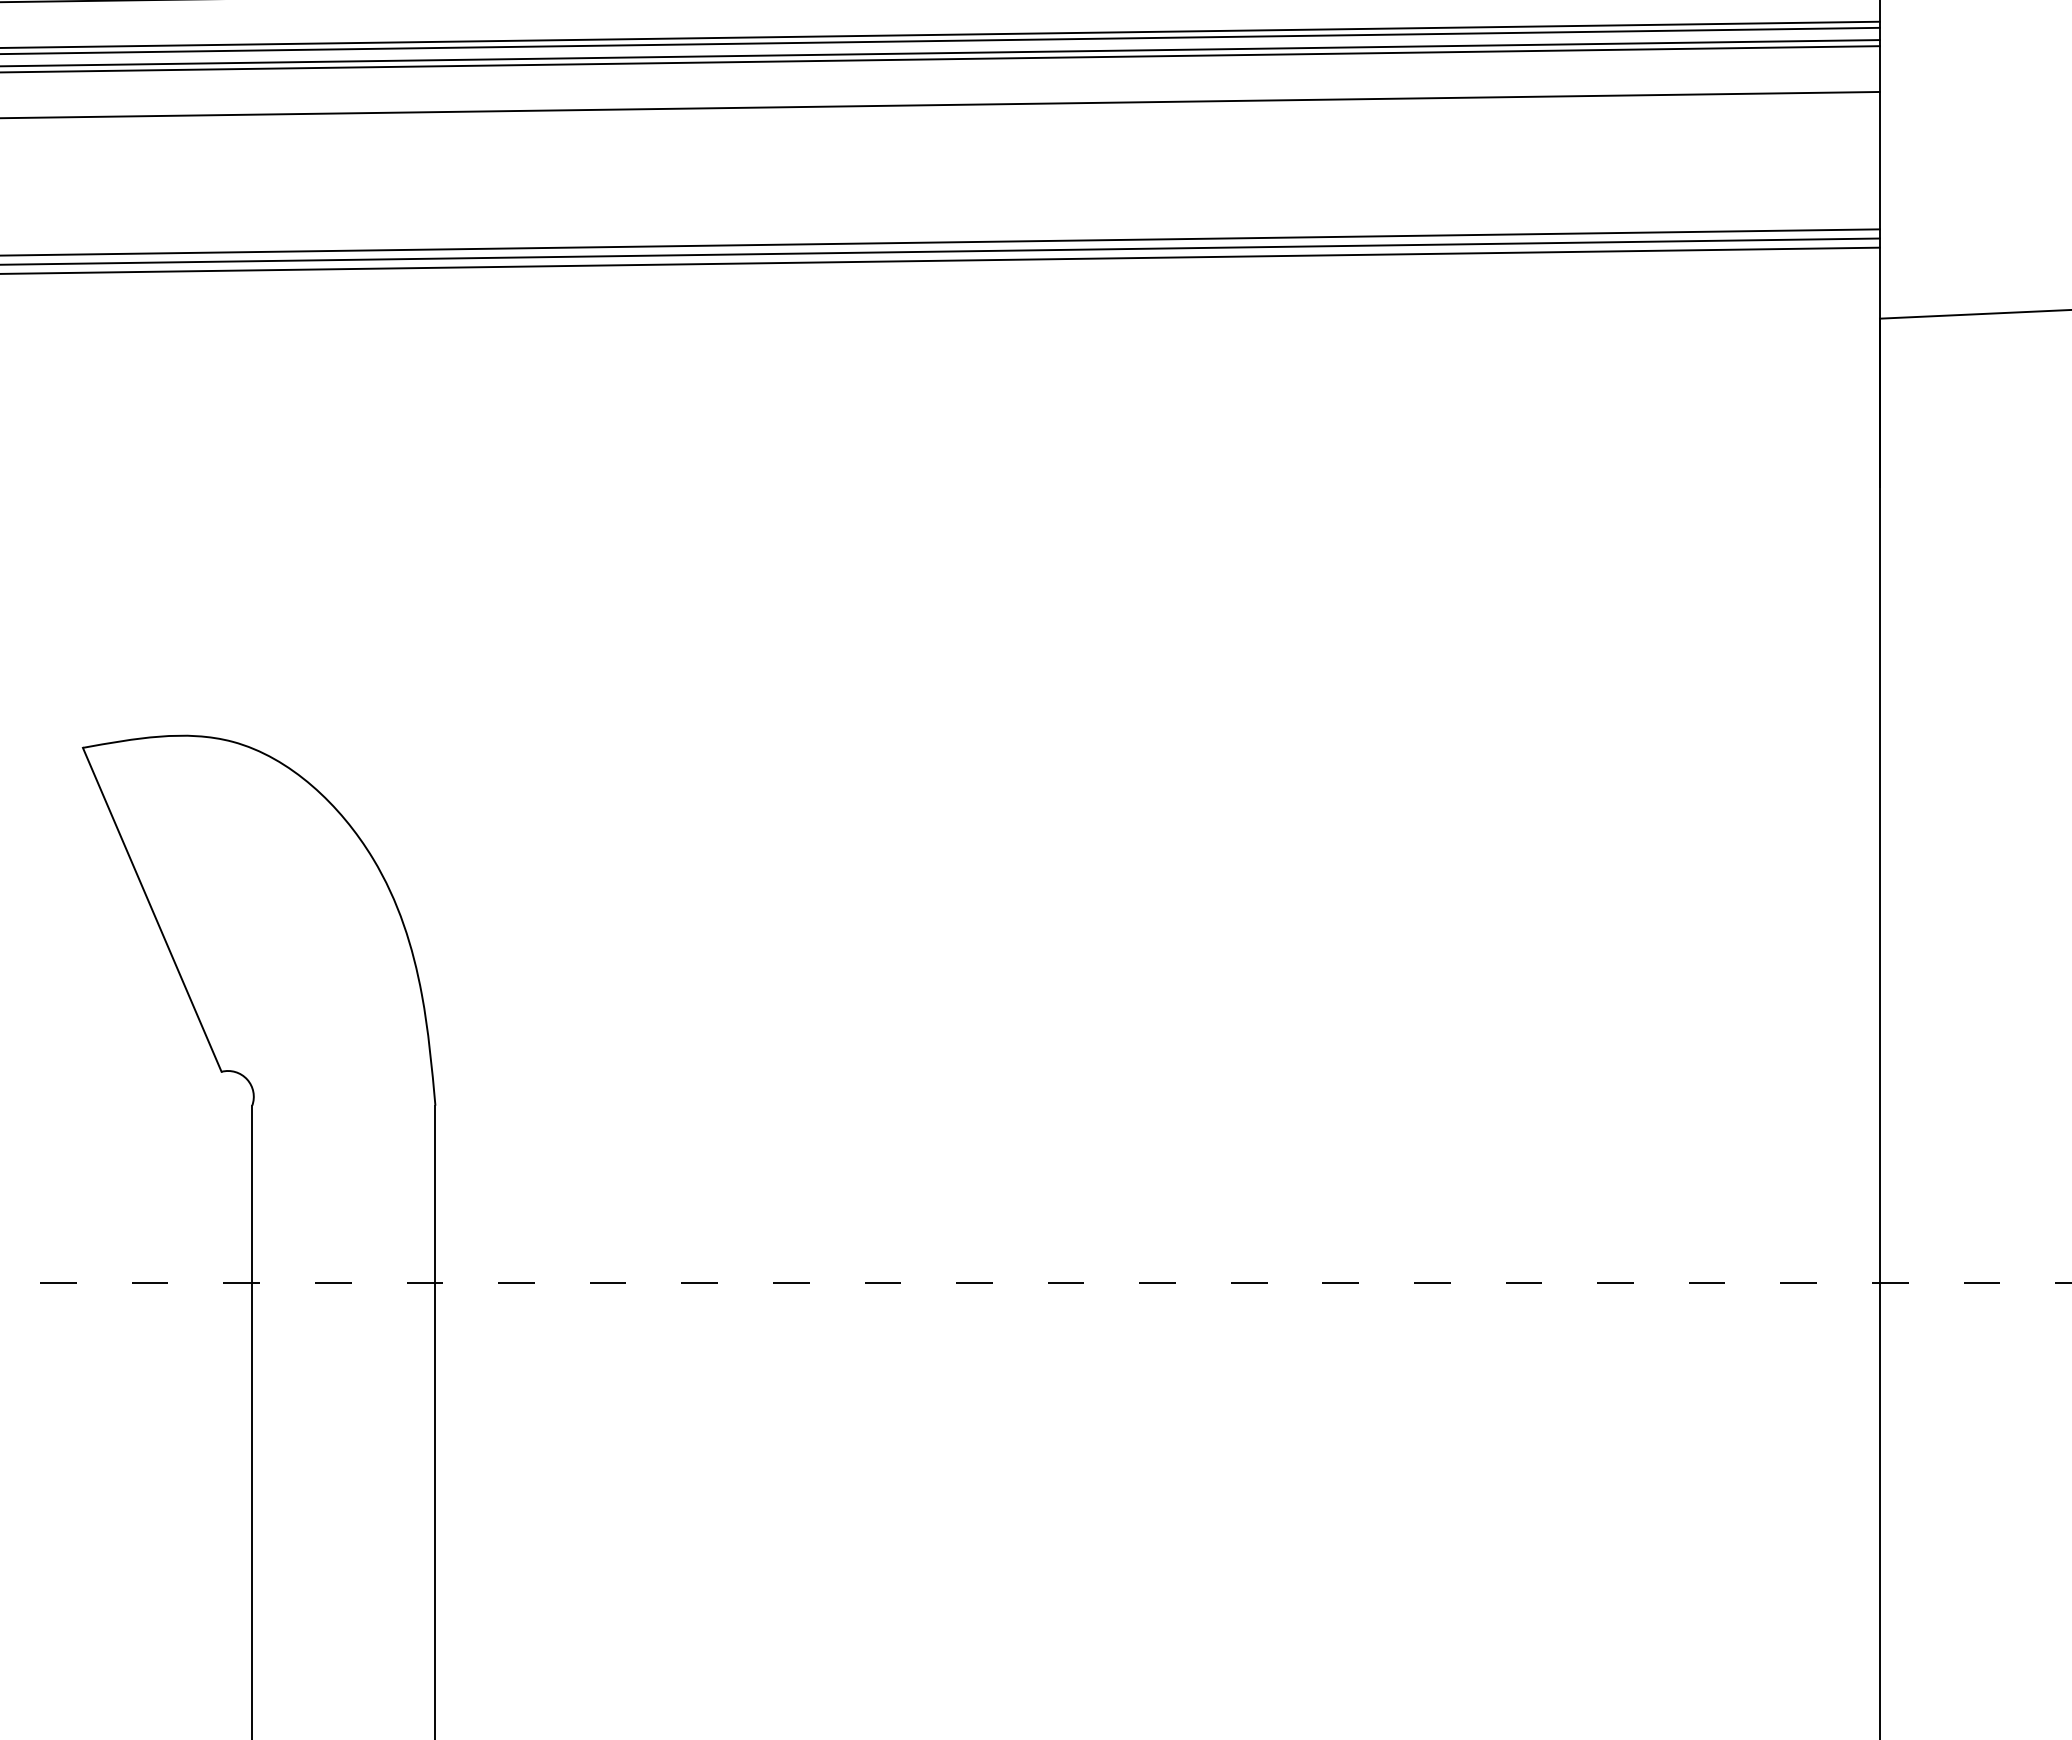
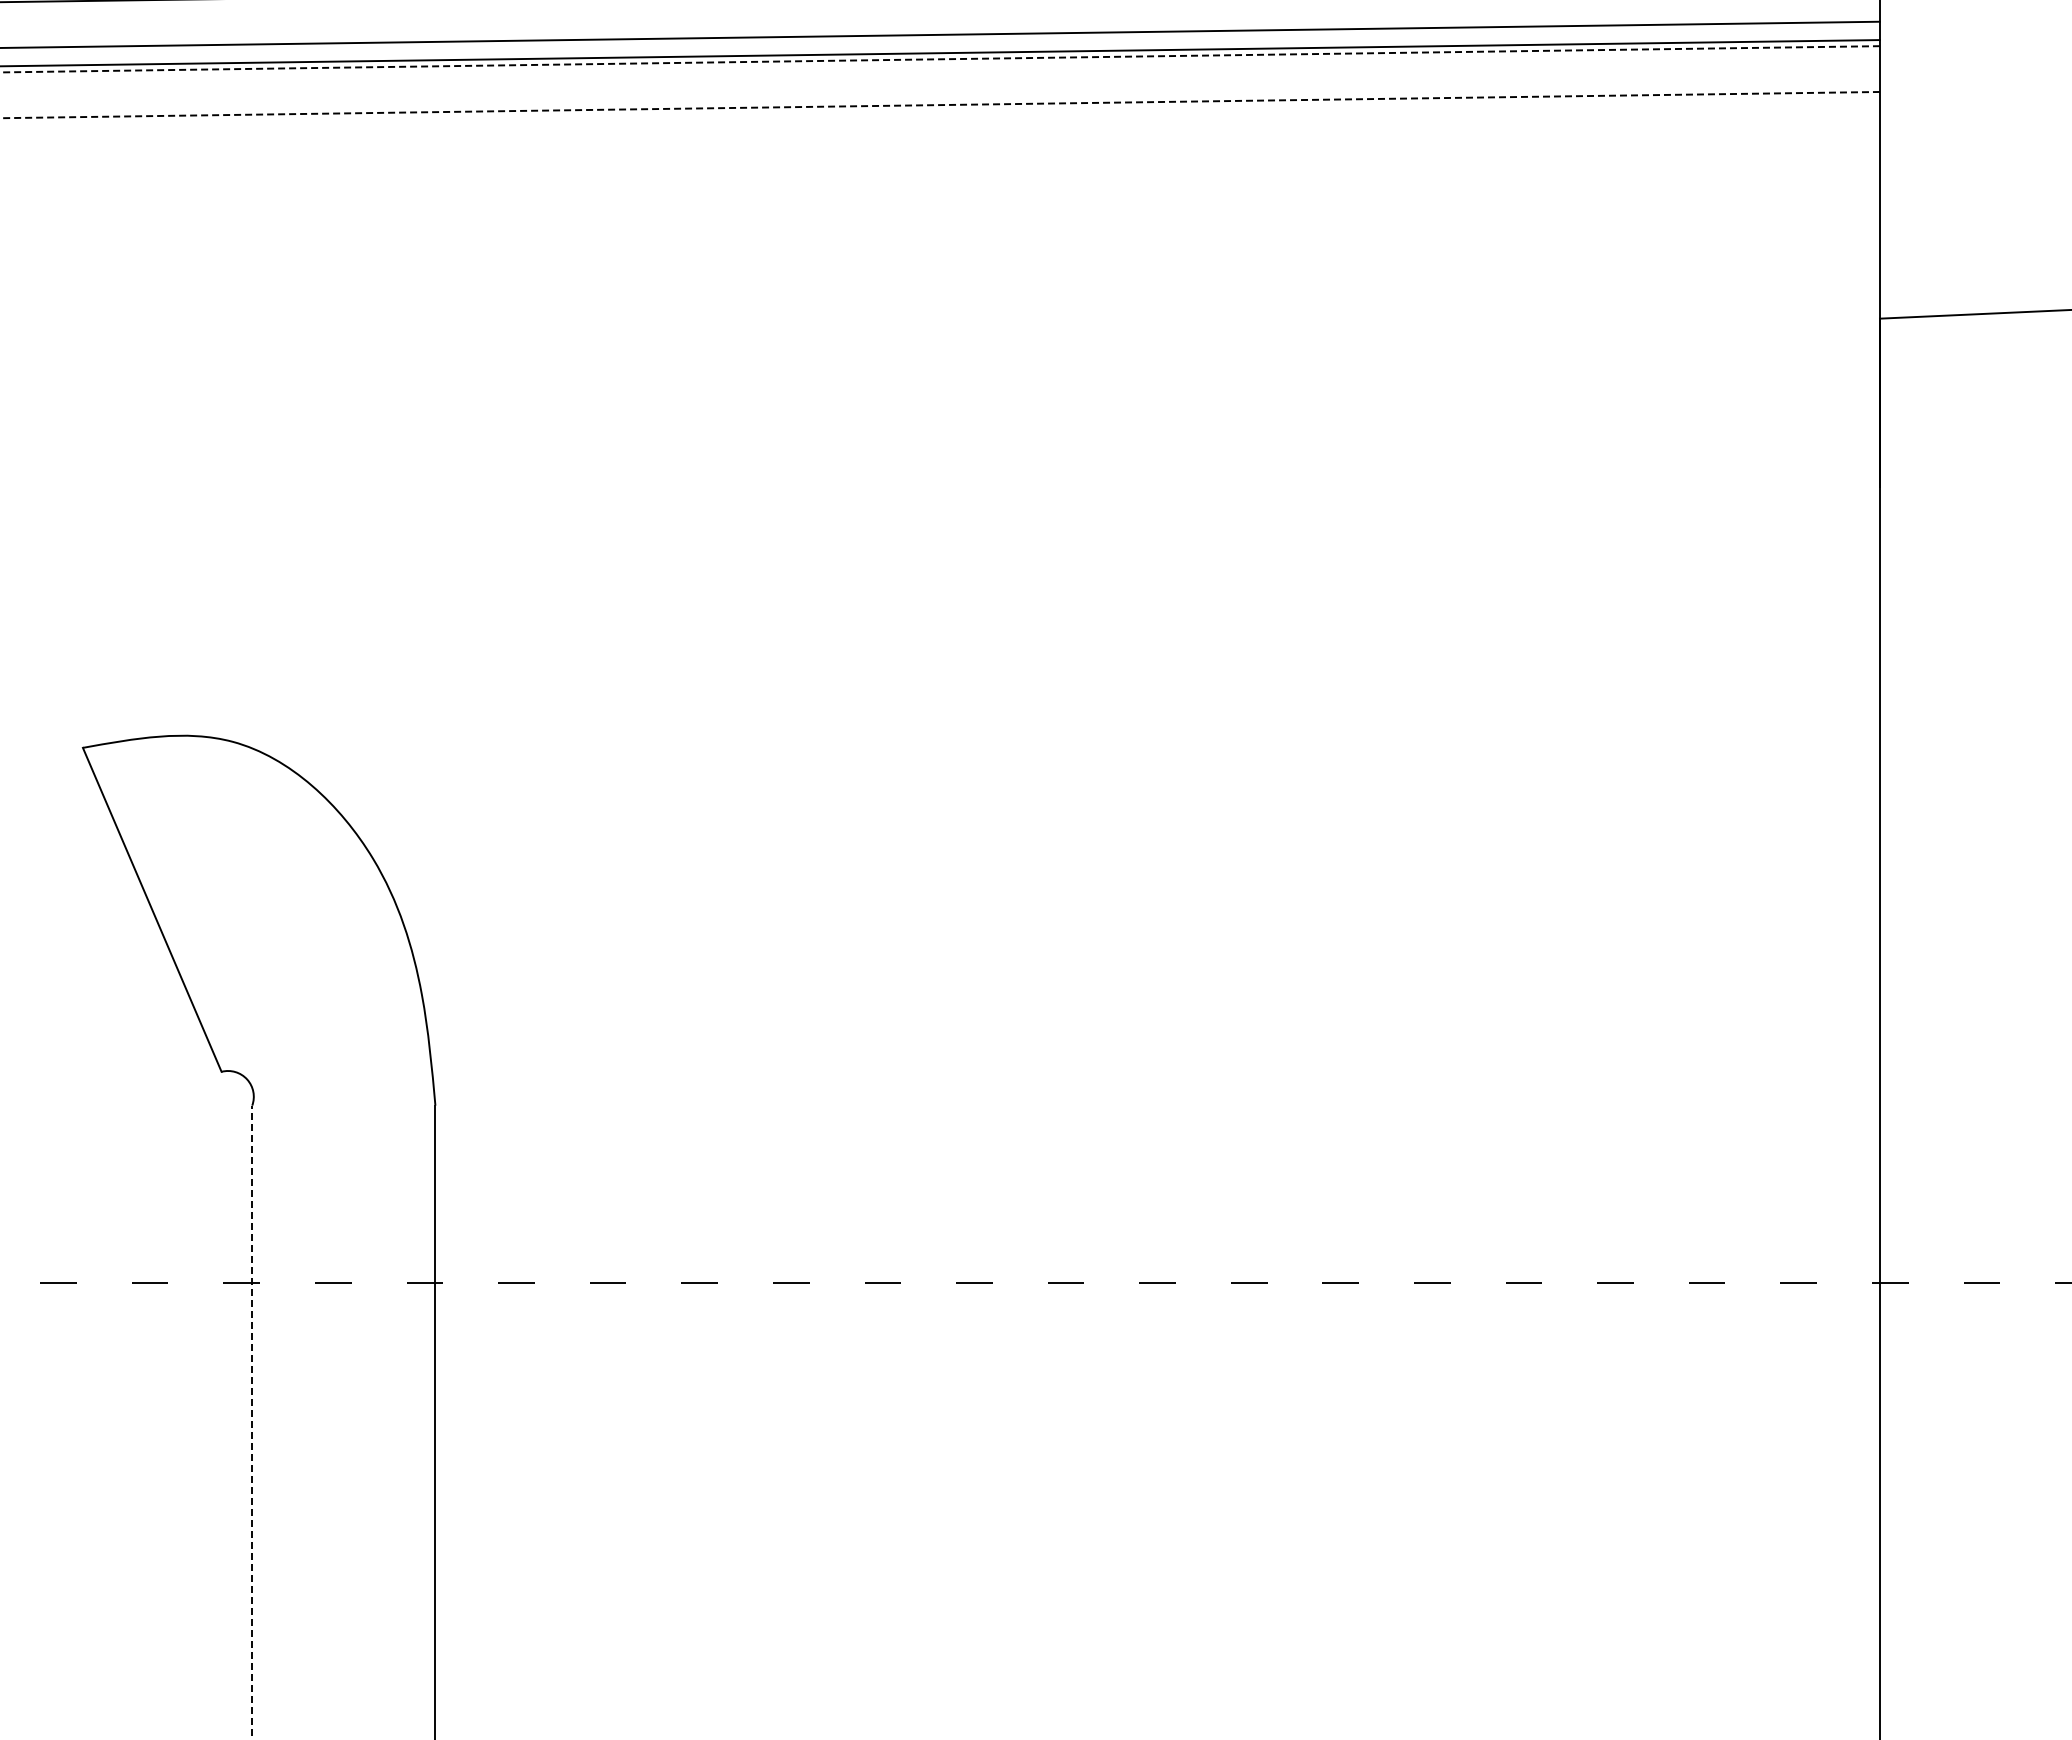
line: present -> none (940, 40)
line: solid -> dashed (940, 59)
line: solid -> dashed (940, 105)
line: present -> none (940, 242)
line: present -> none (940, 251)
line: present -> none (940, 260)
line: solid -> dashed (252, 1422)
